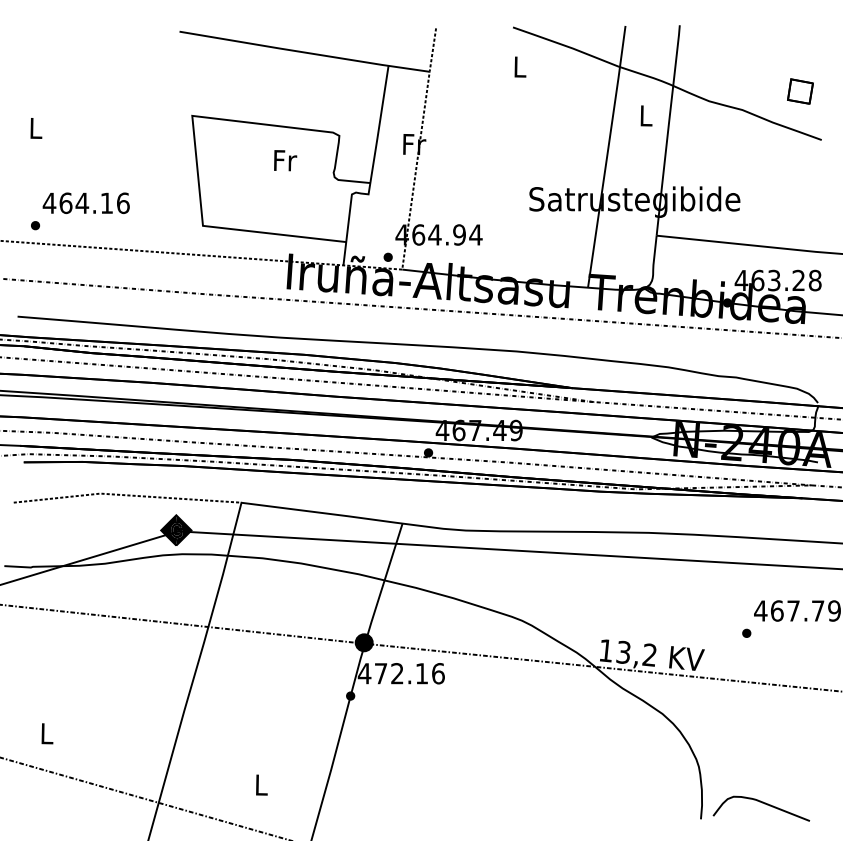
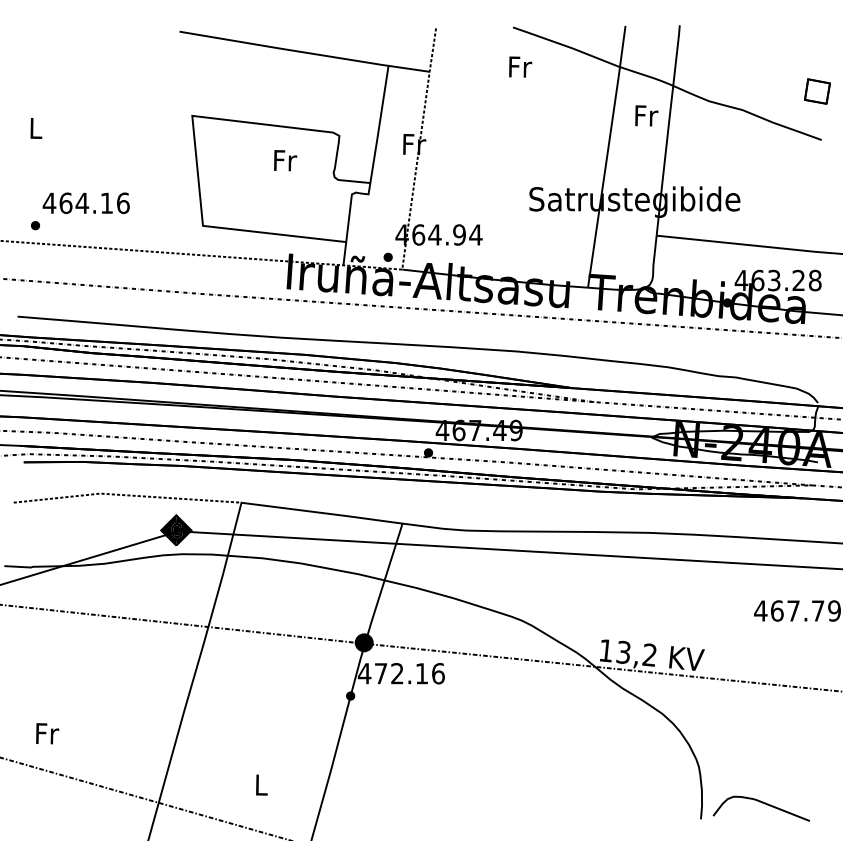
text: L -> Fr (520, 66)
part position: (800, 91) -> (817, 91) (817, 91)
text: L -> Fr (646, 115)
part: present -> none (746, 632)
text: L -> Fr (47, 733)
